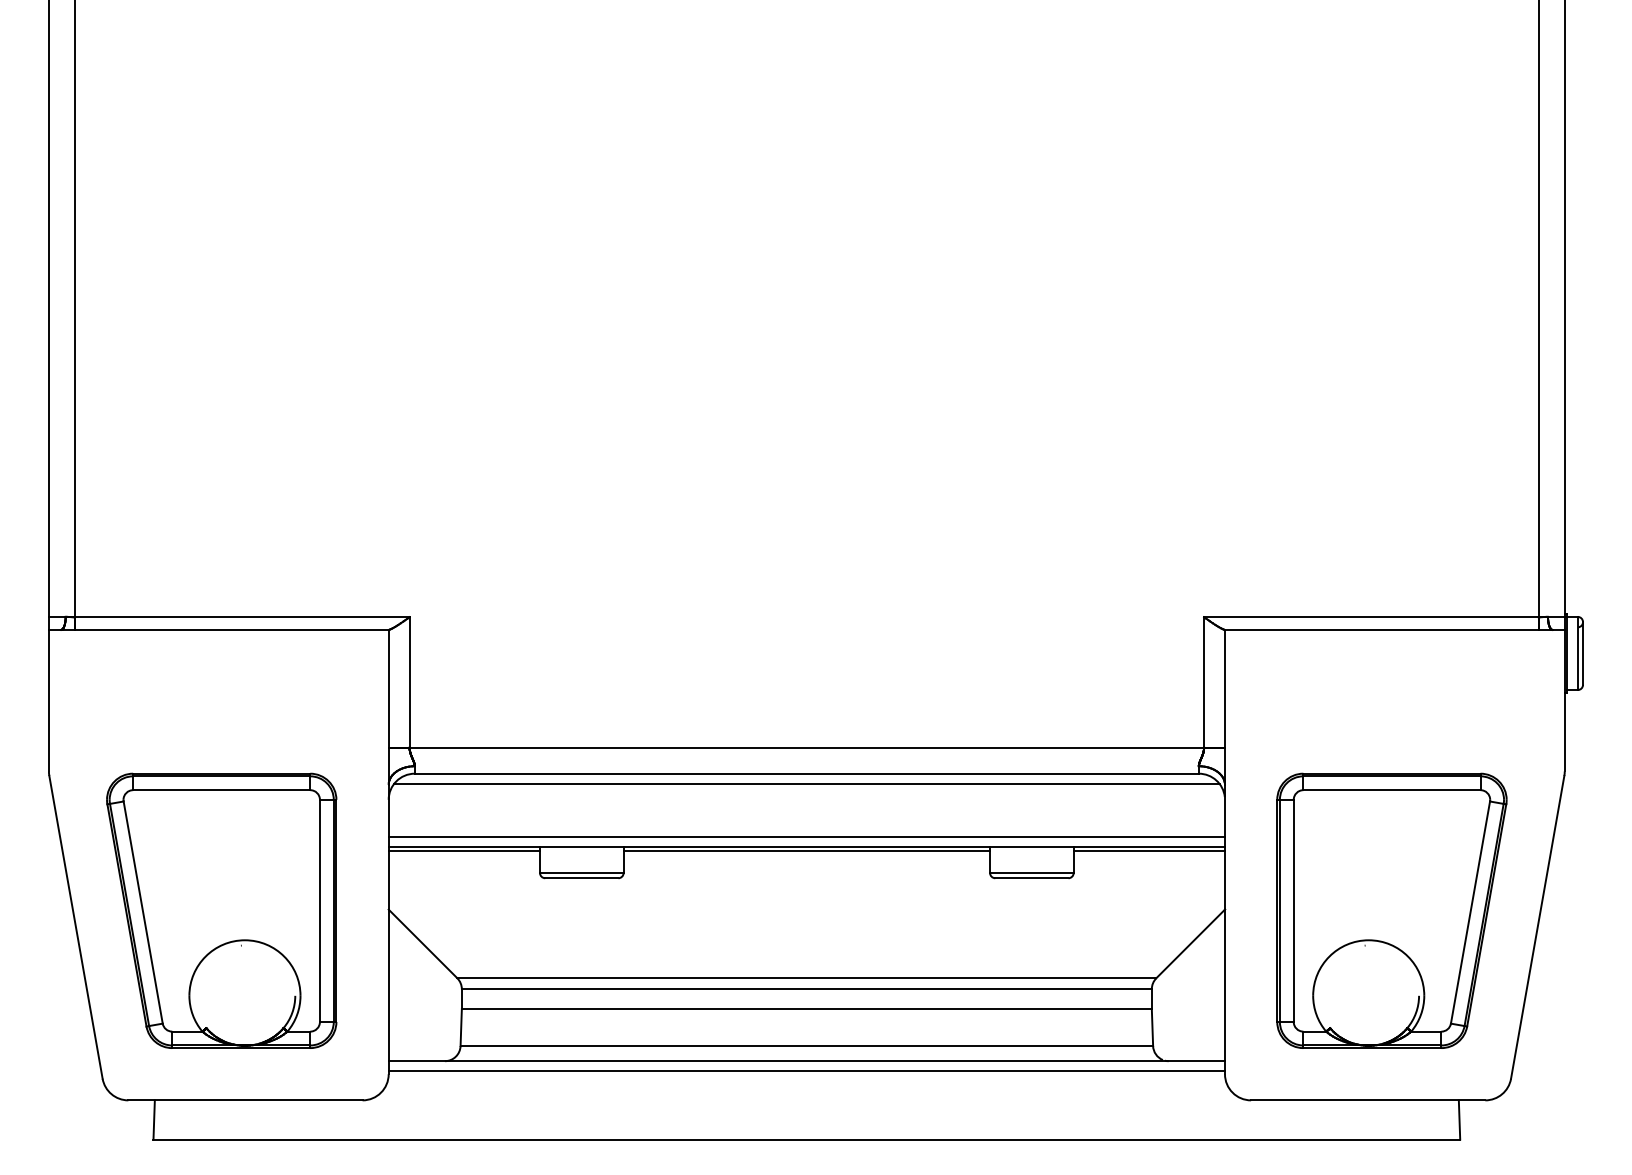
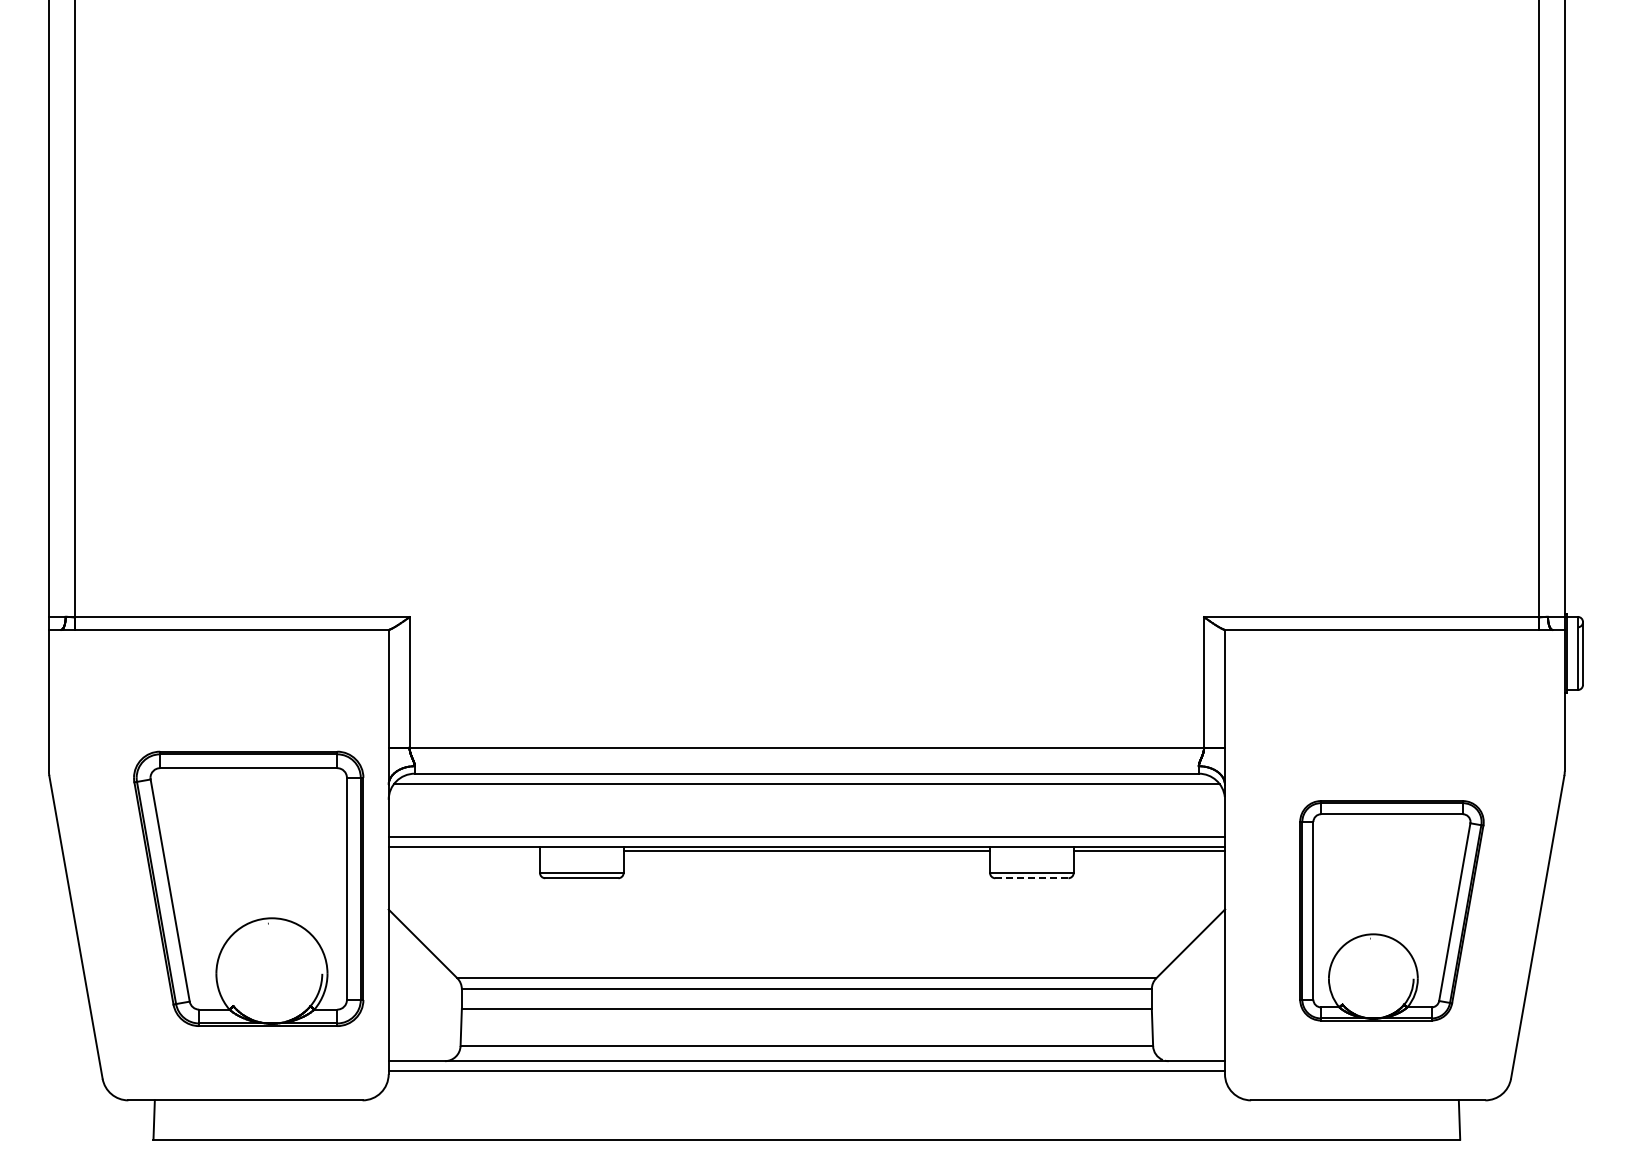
line: present -> none (464, 851)
line: solid -> dashed (1031, 878)
part position: (221, 910) -> (248, 888) (248, 888)
part size: 232x277 px -> 186x222 px (1391, 910)
